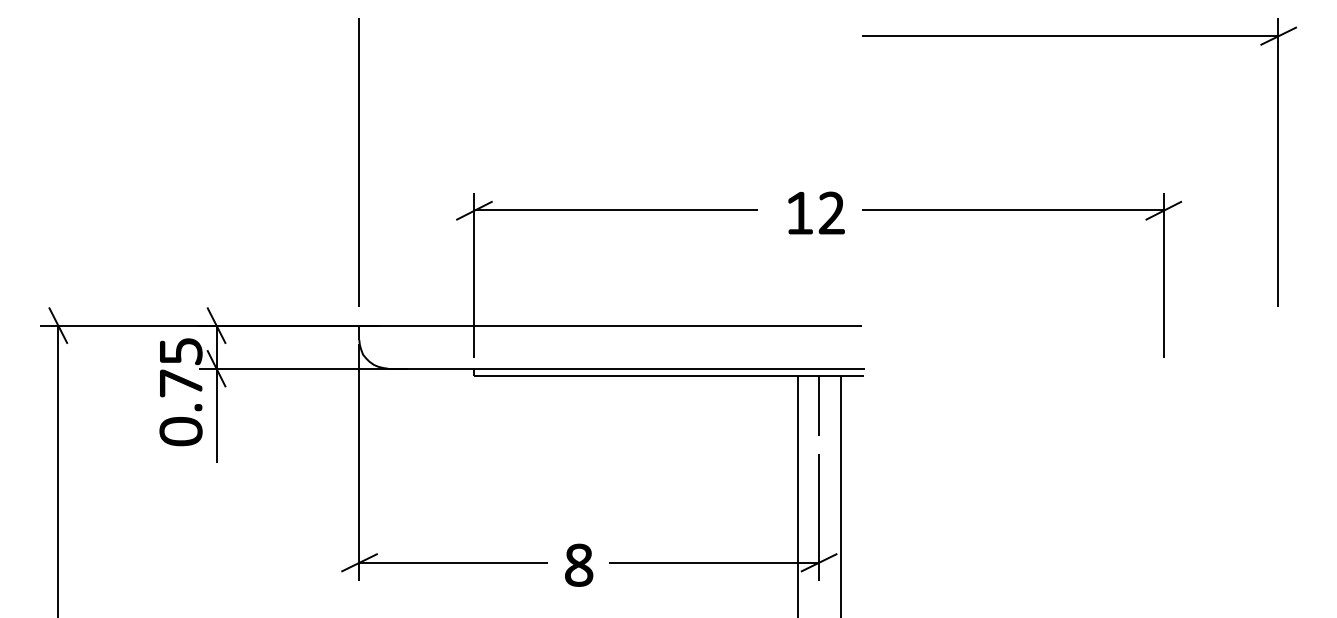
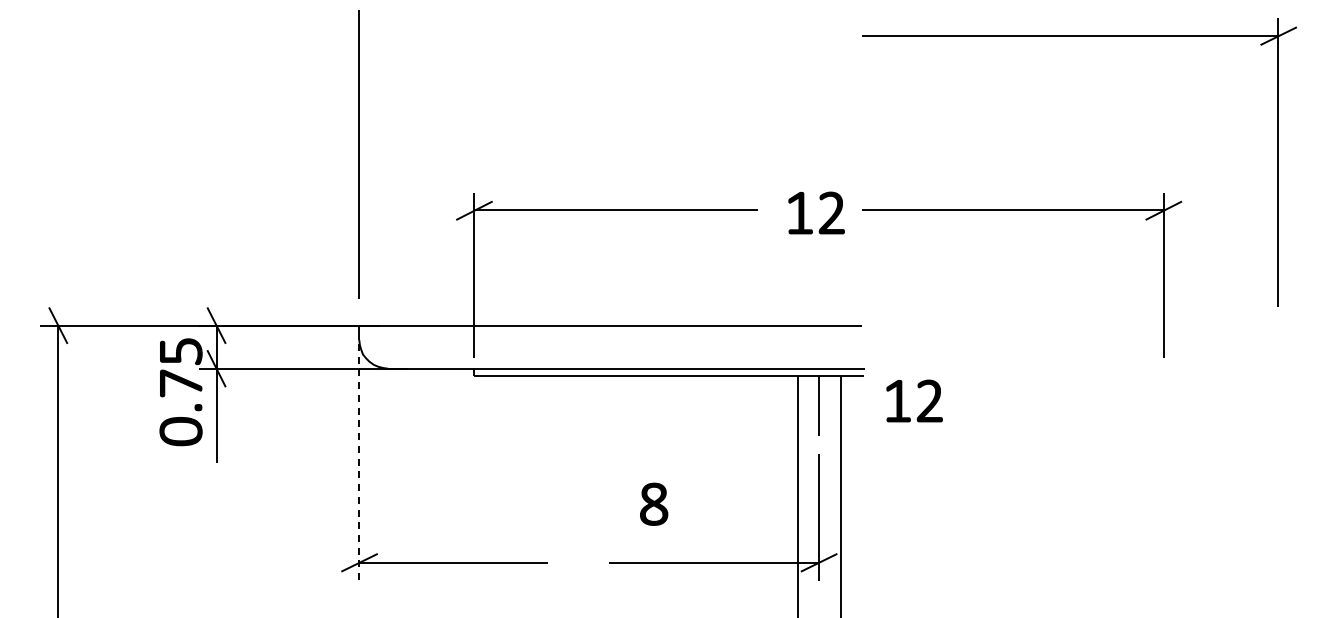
line position: (358, 162) -> (358, 154) (358, 154)
part: none -> present (902, 400)
line: solid -> dashed (359, 462)
part position: (579, 564) -> (654, 503) (654, 503)
